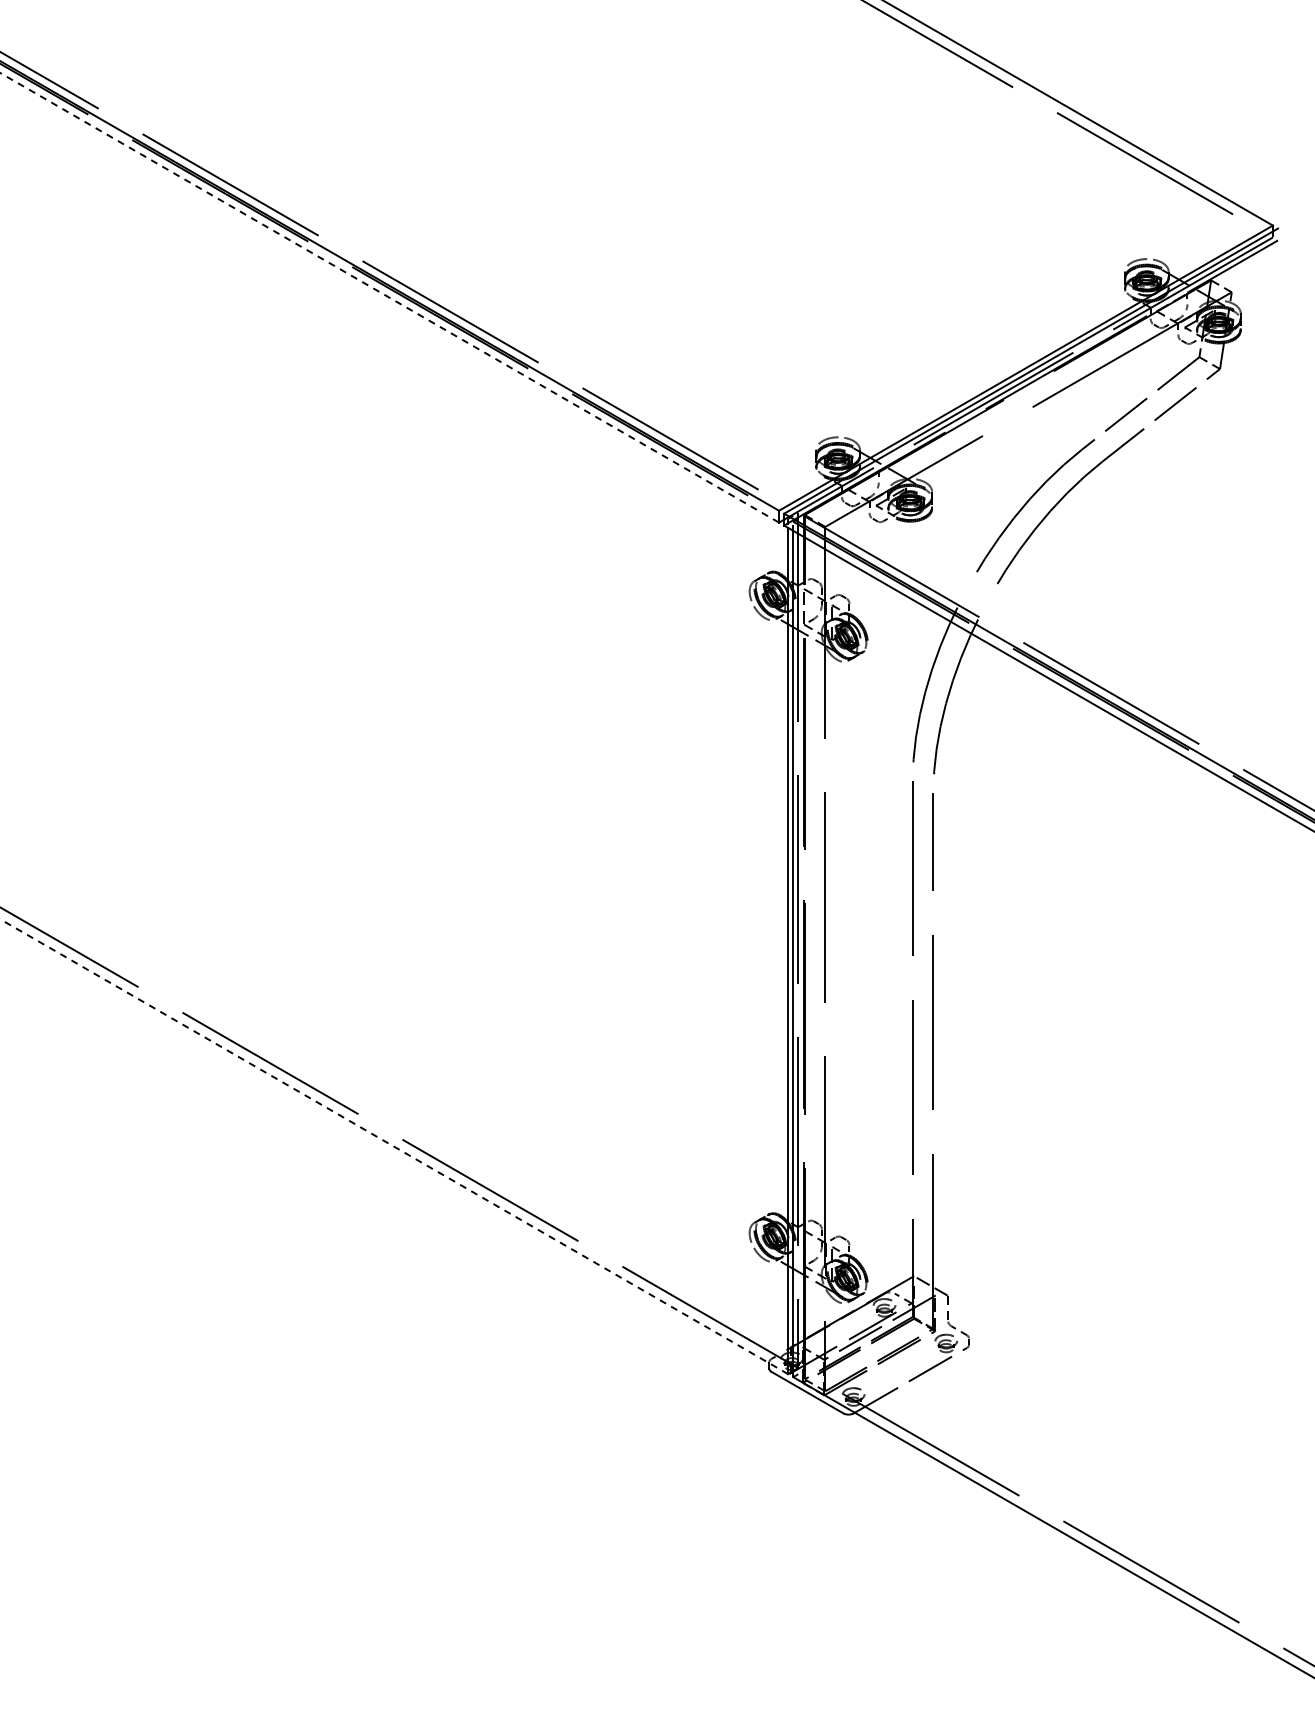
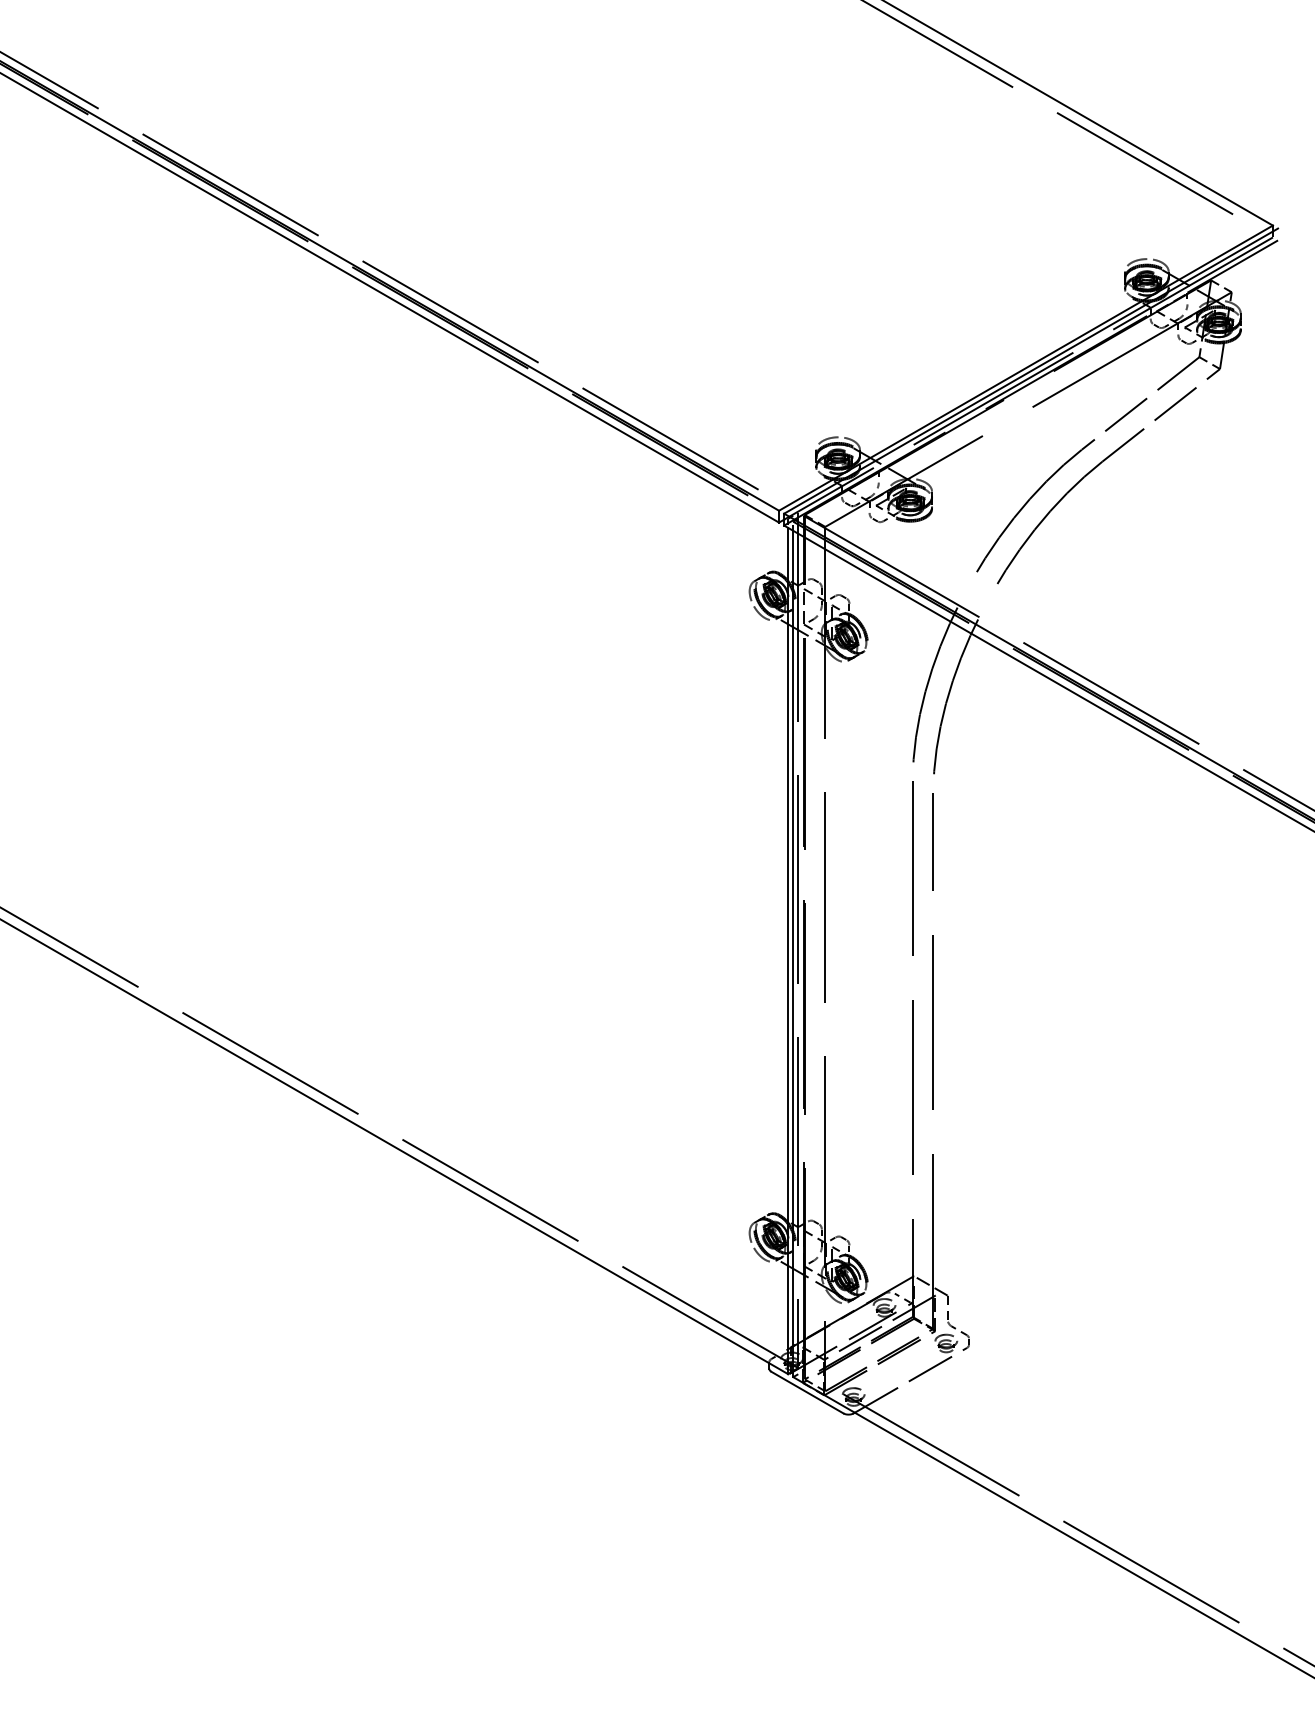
line: dashed -> solid (389, 297)
line: dashed -> solid (394, 1146)
